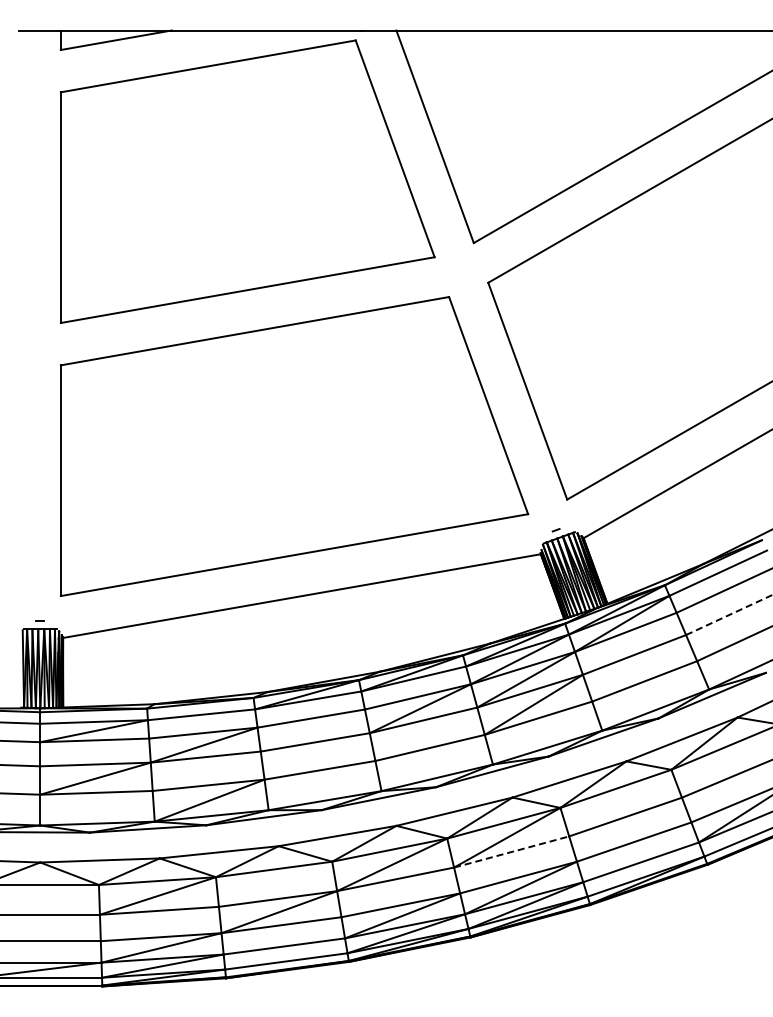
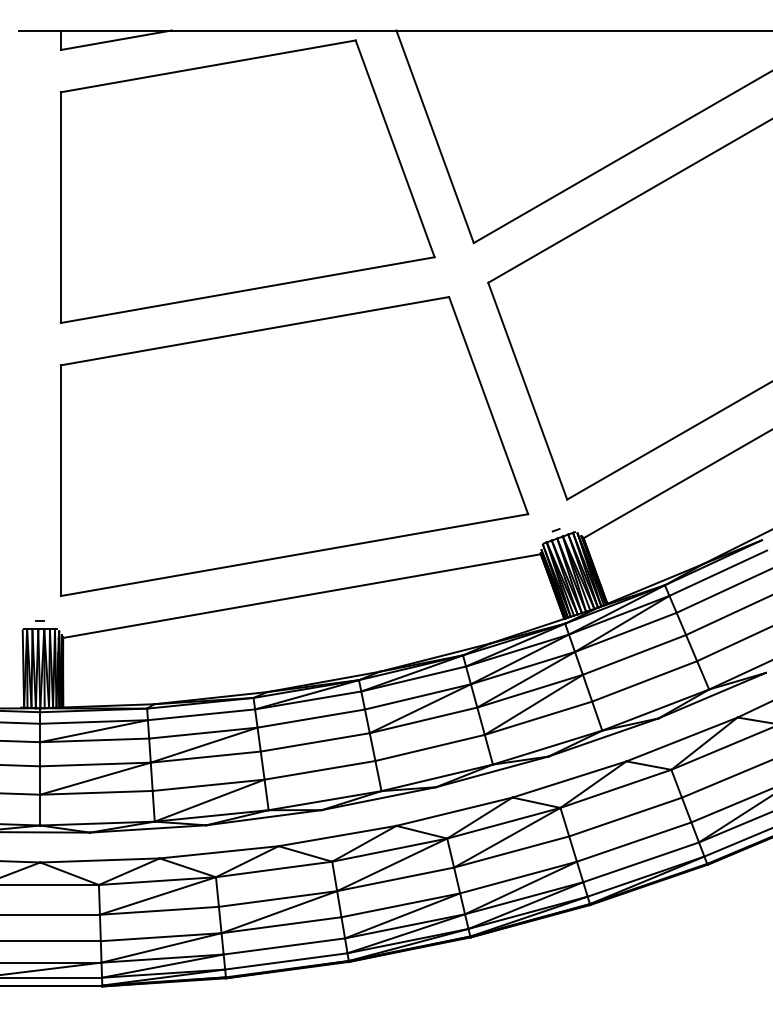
line: dashed -> solid (729, 614)
line: dashed -> solid (511, 852)
